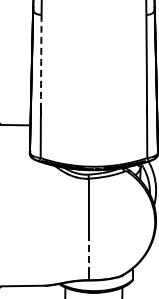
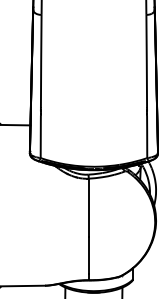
arc: dashed -> solid (41, 61)
line: dashed -> solid (88, 255)
